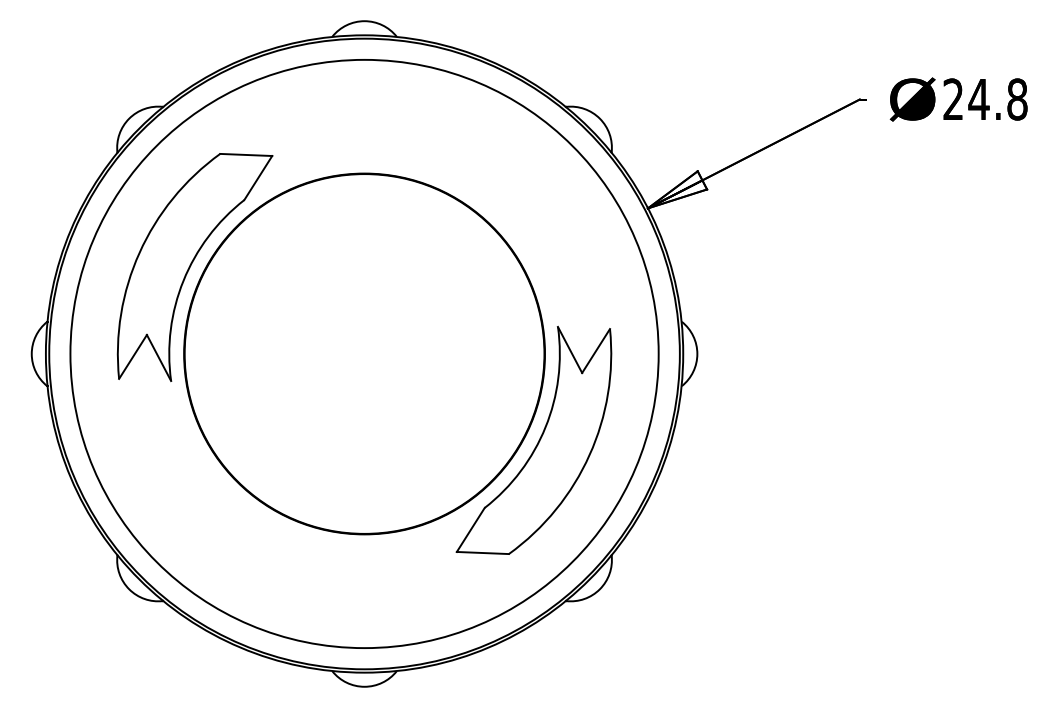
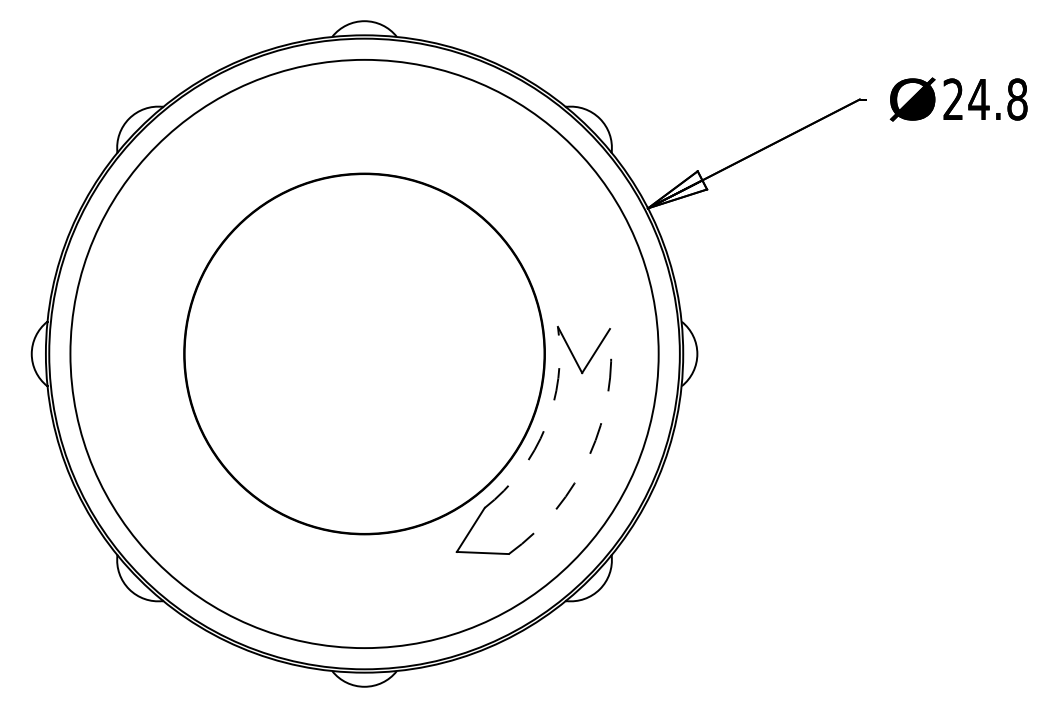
part: present -> none (194, 267)
arc: solid -> dashed (545, 427)
arc: solid -> dashed (589, 455)
